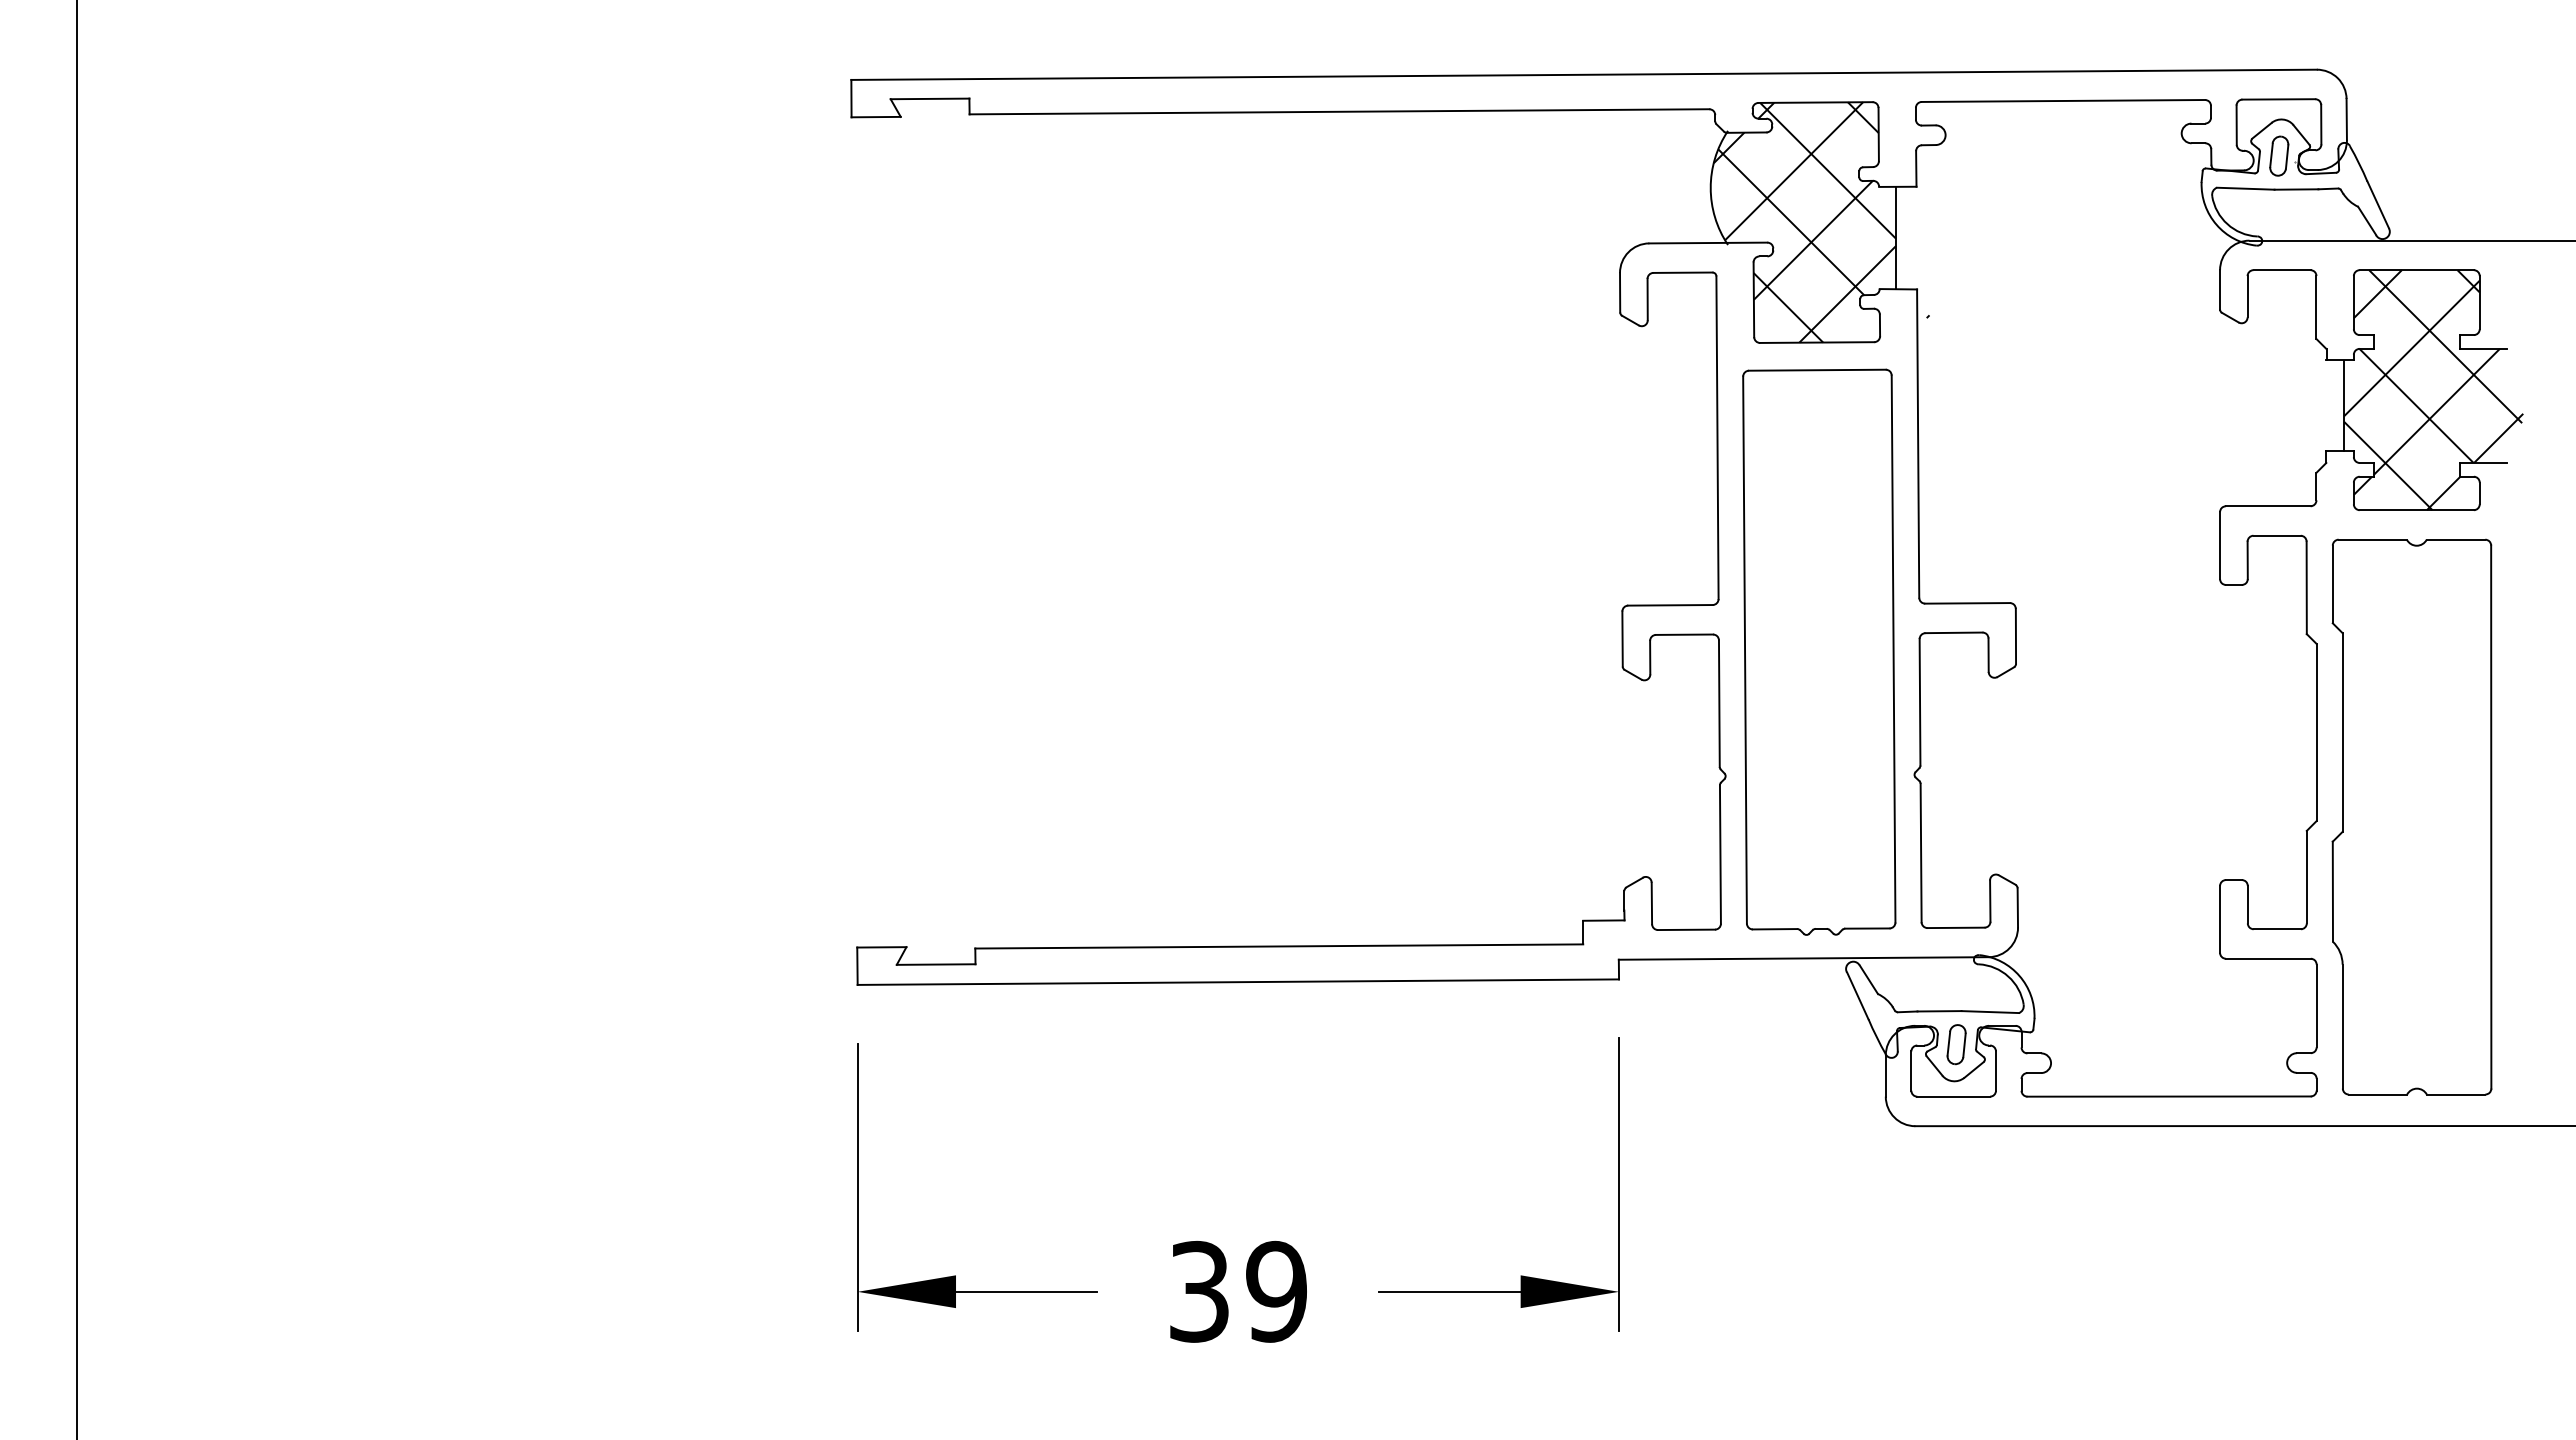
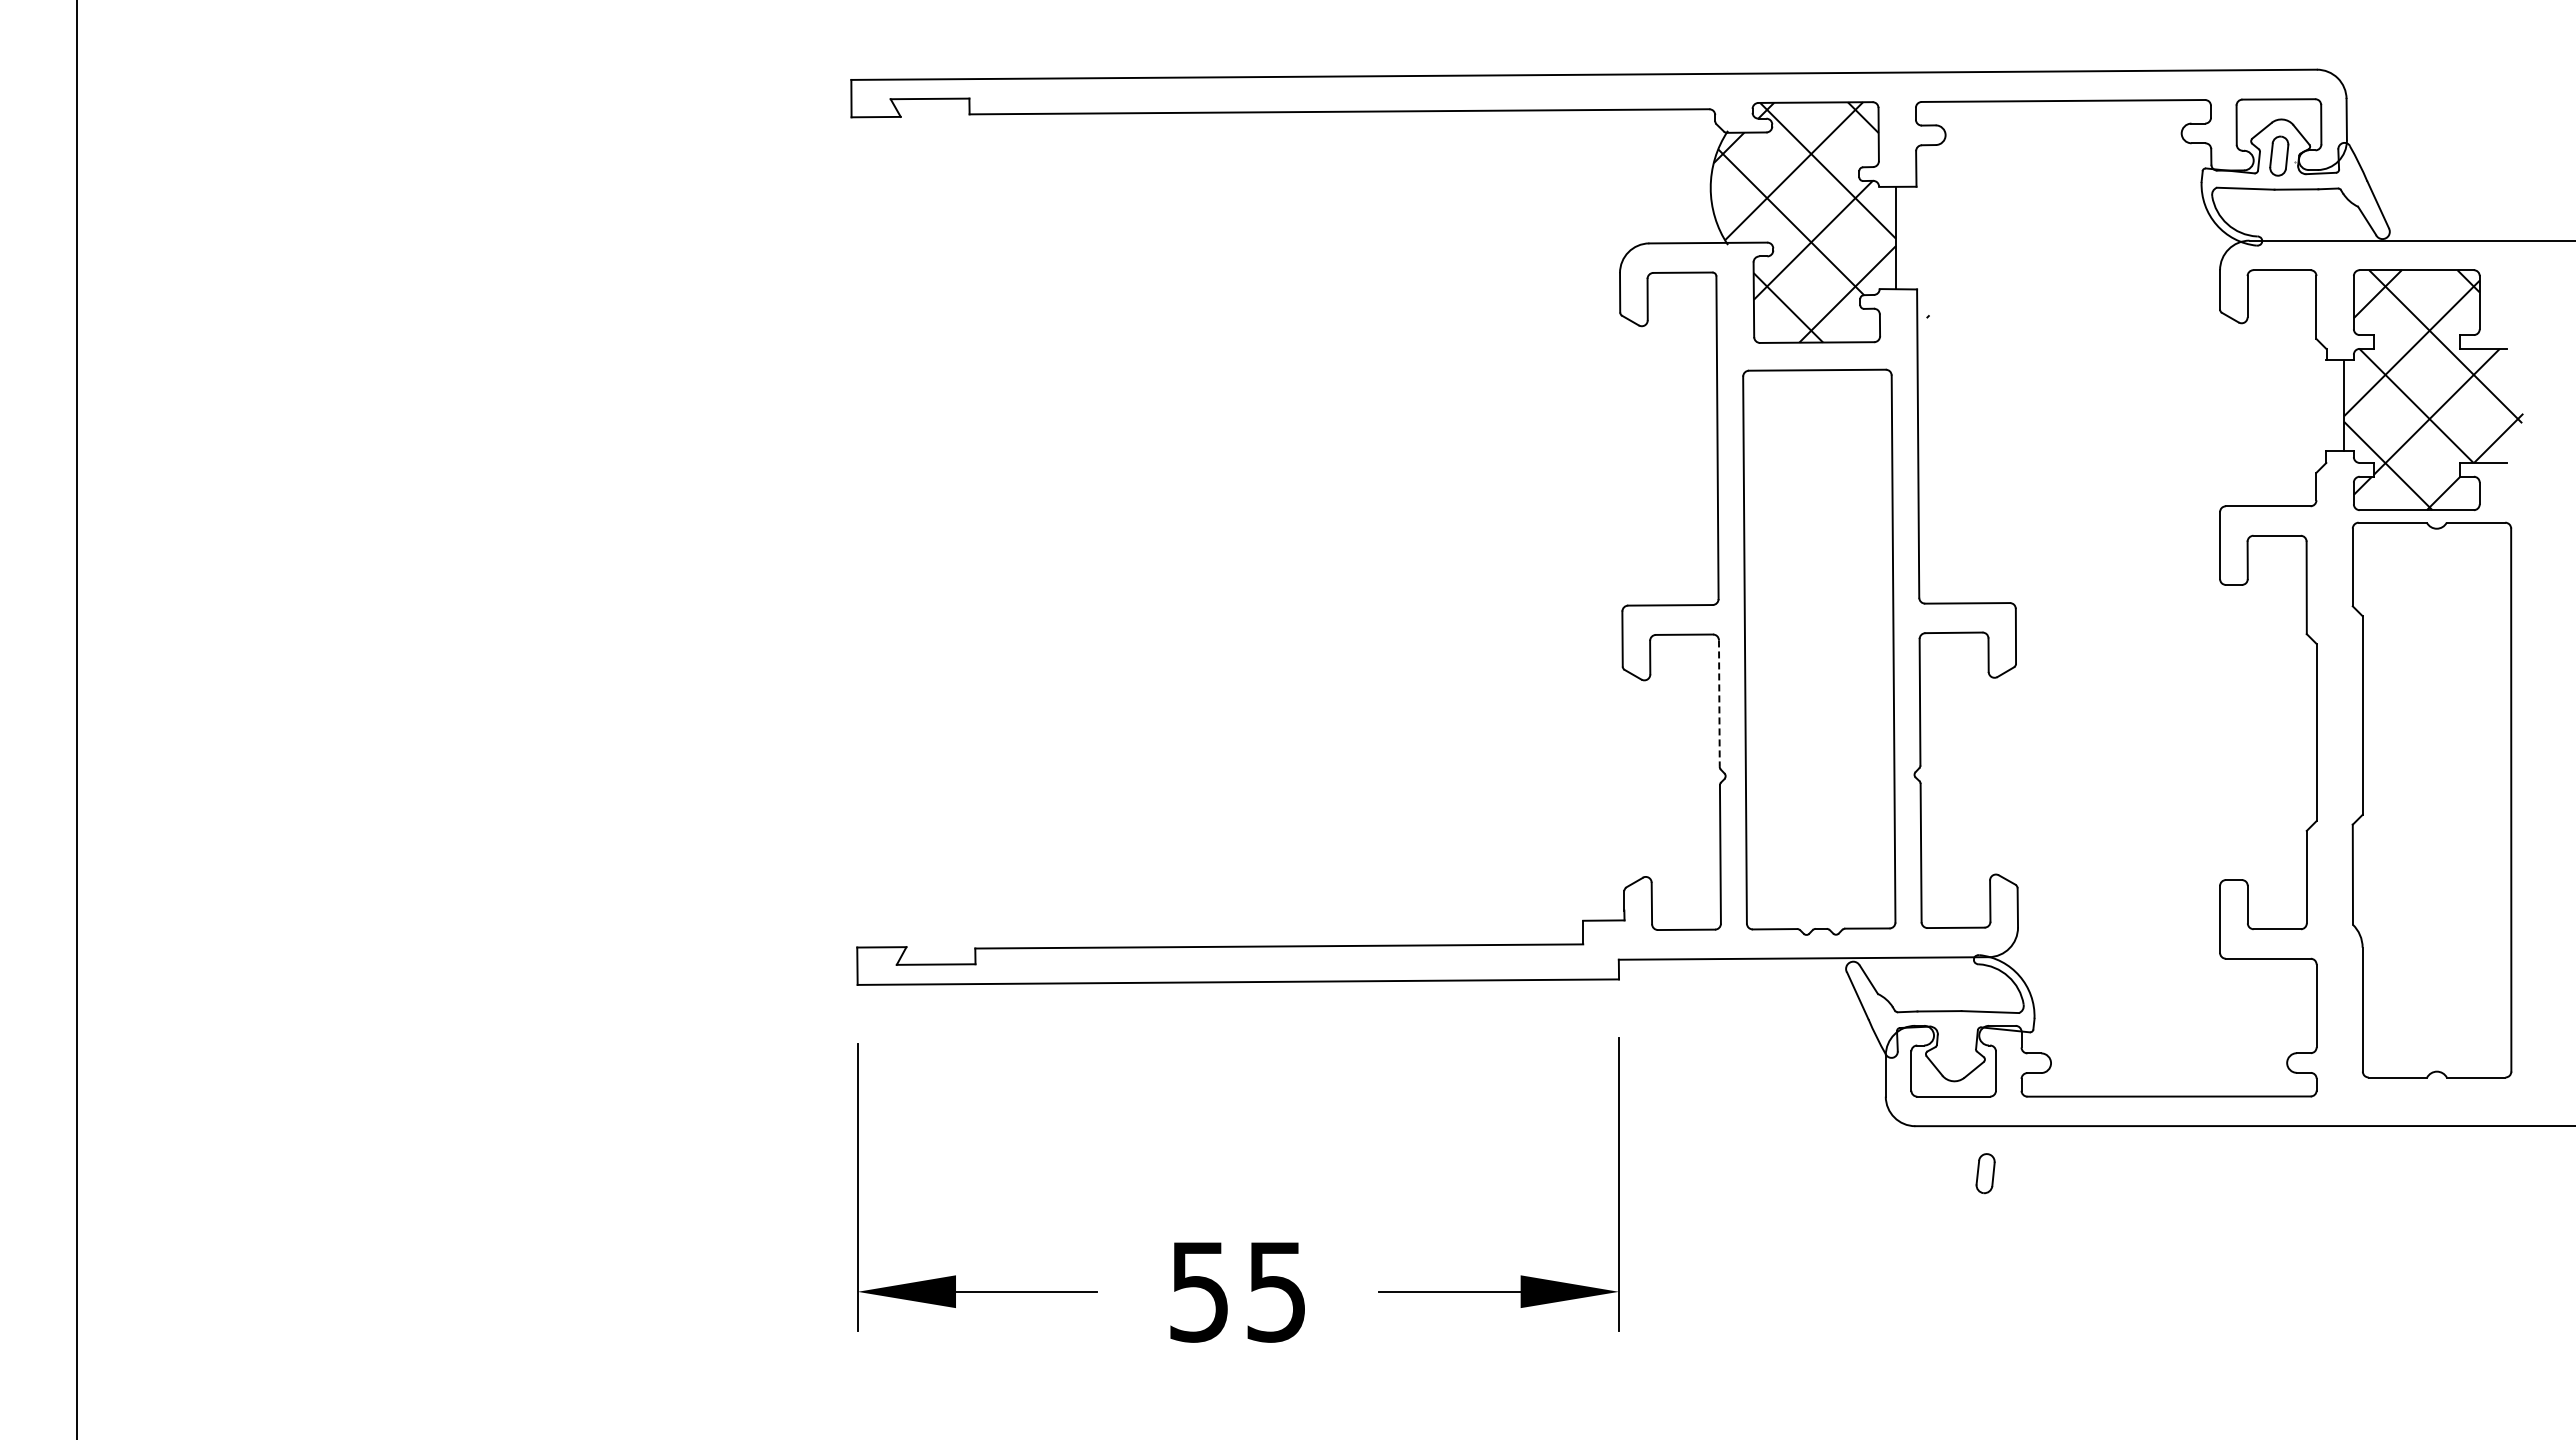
line: solid -> dashed (1719, 704)
part position: (2411, 816) -> (2431, 799) (2431, 799)
part position: (1956, 1044) -> (1985, 1173) (1985, 1173)
text: 39 -> 55 (1238, 1291)
